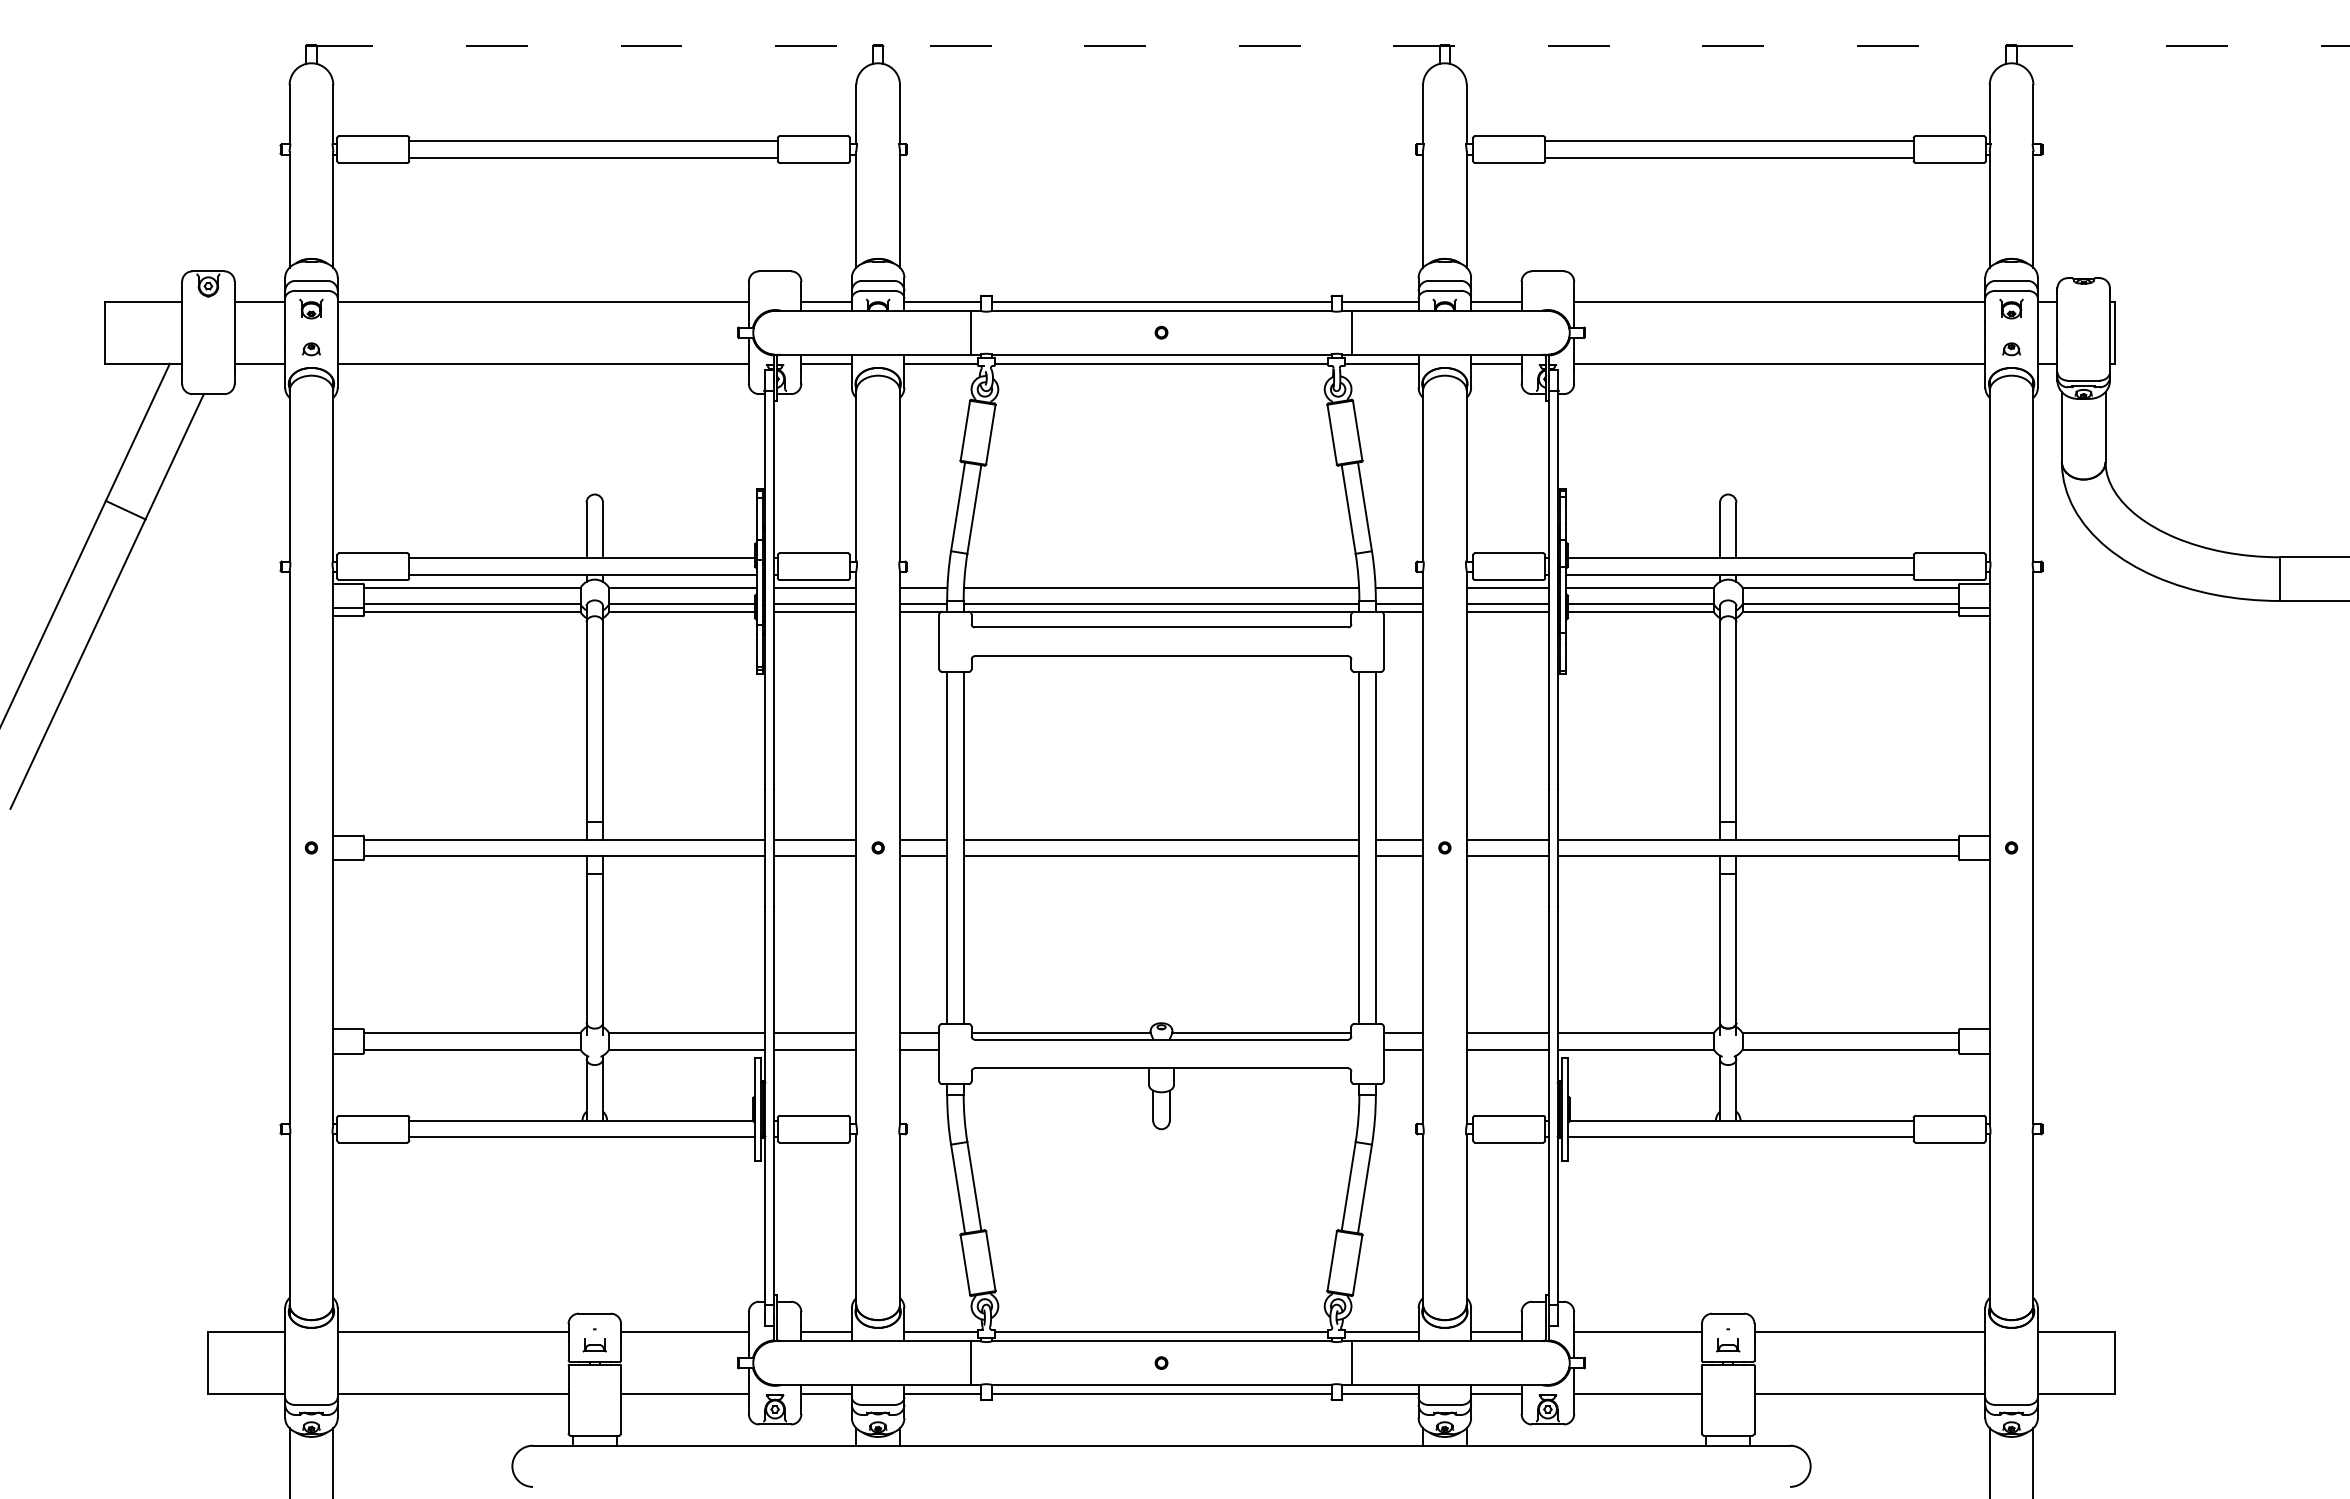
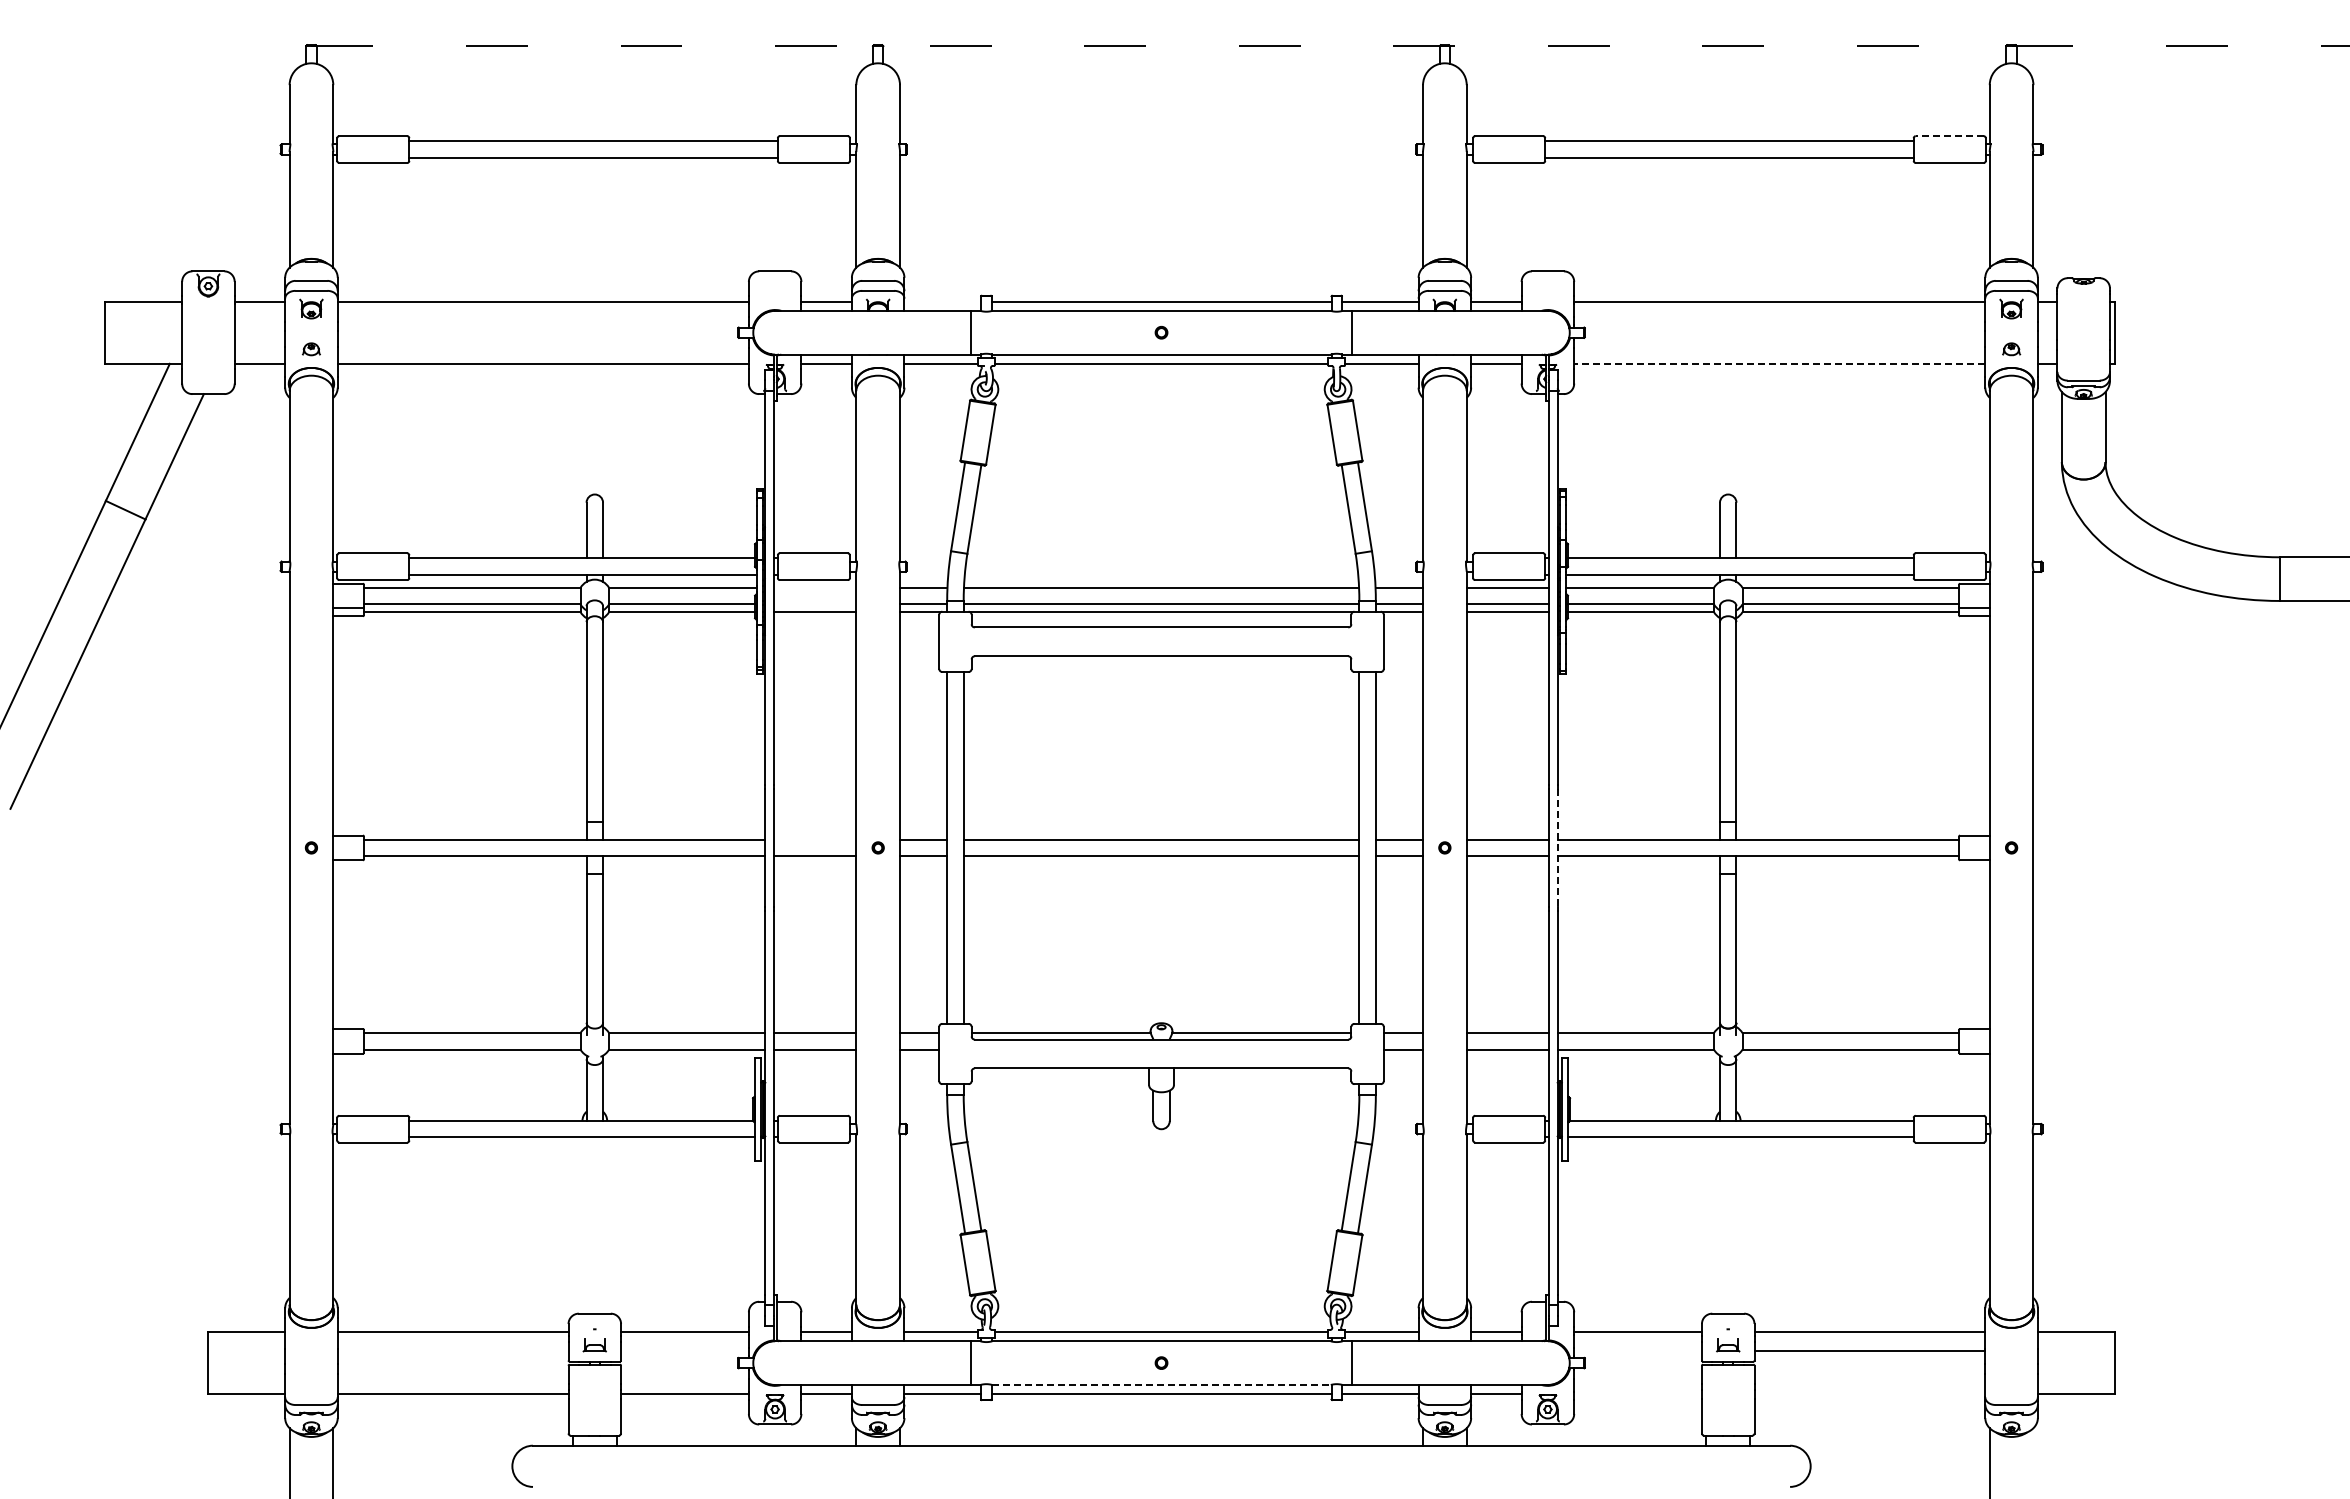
line: solid -> dashed (1949, 136)
line: present -> none (942, 301)
line: solid -> dashed (1779, 363)
line: present -> none (814, 587)
line: present -> none (814, 604)
line: present -> none (814, 839)
line: solid -> dashed (1557, 848)
line: solid -> dashed (1162, 1384)
line: present -> none (1637, 1394)
line position: (1869, 1394) -> (1869, 1351) (1869, 1351)
line: present -> none (2033, 1461)
